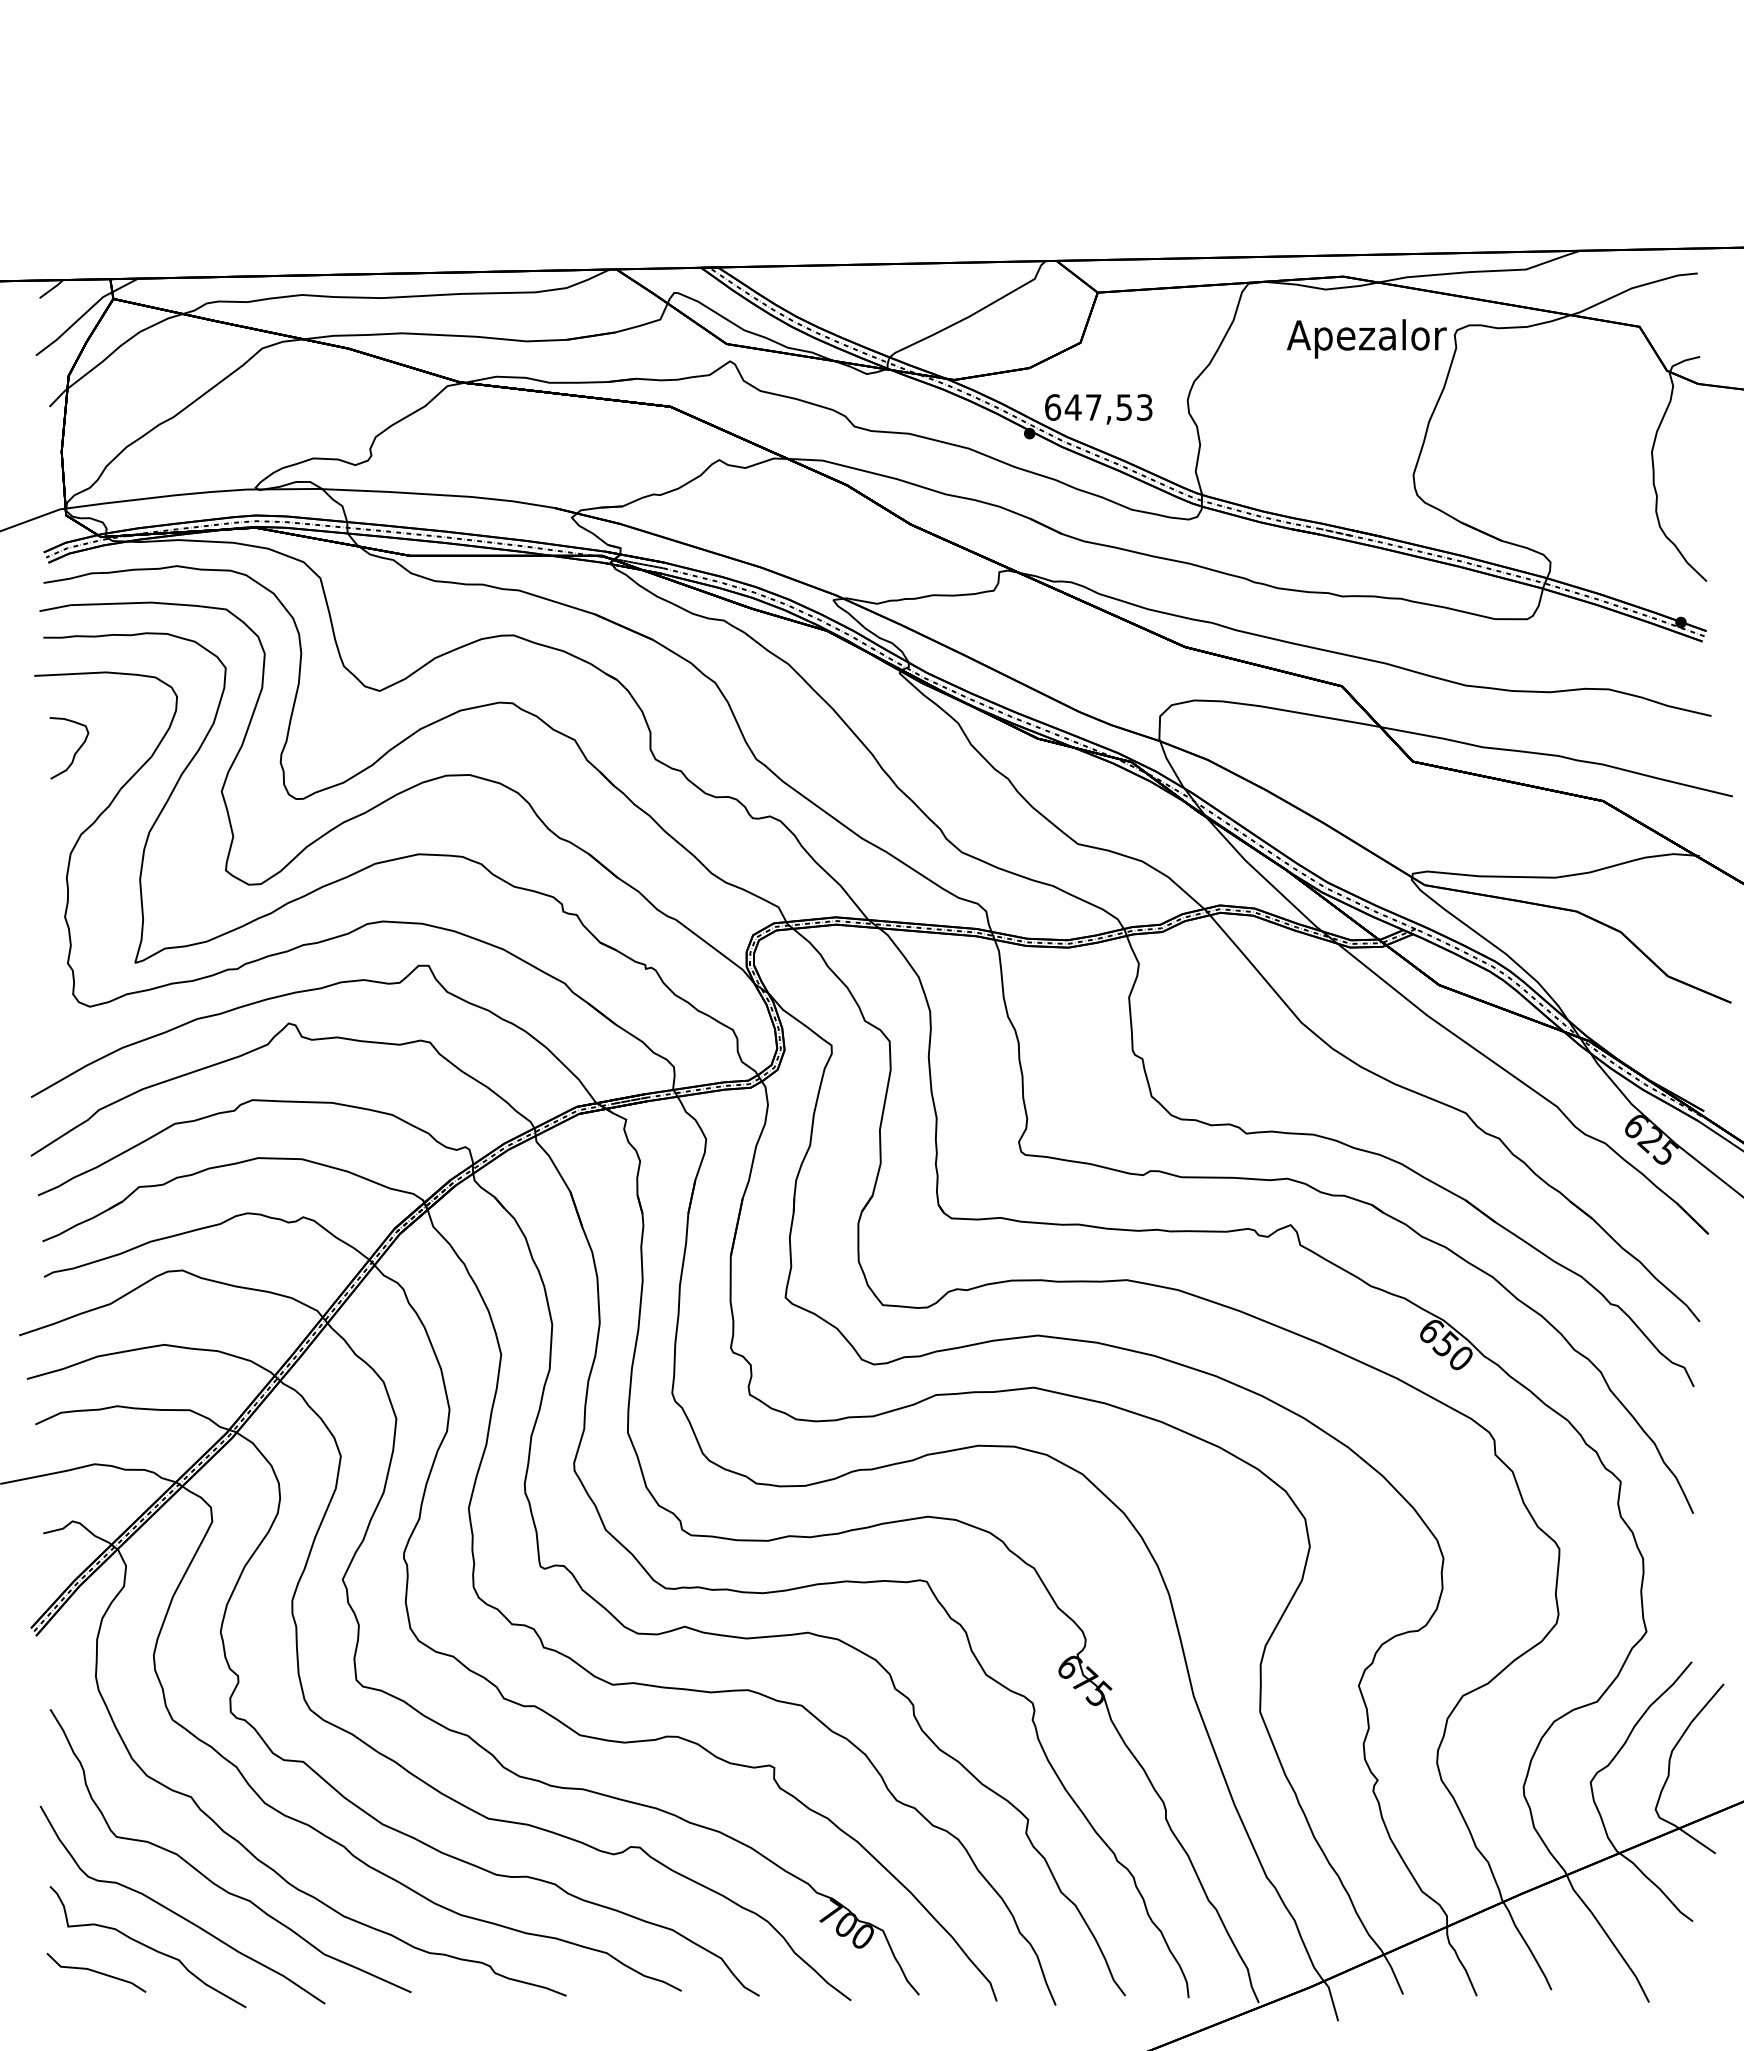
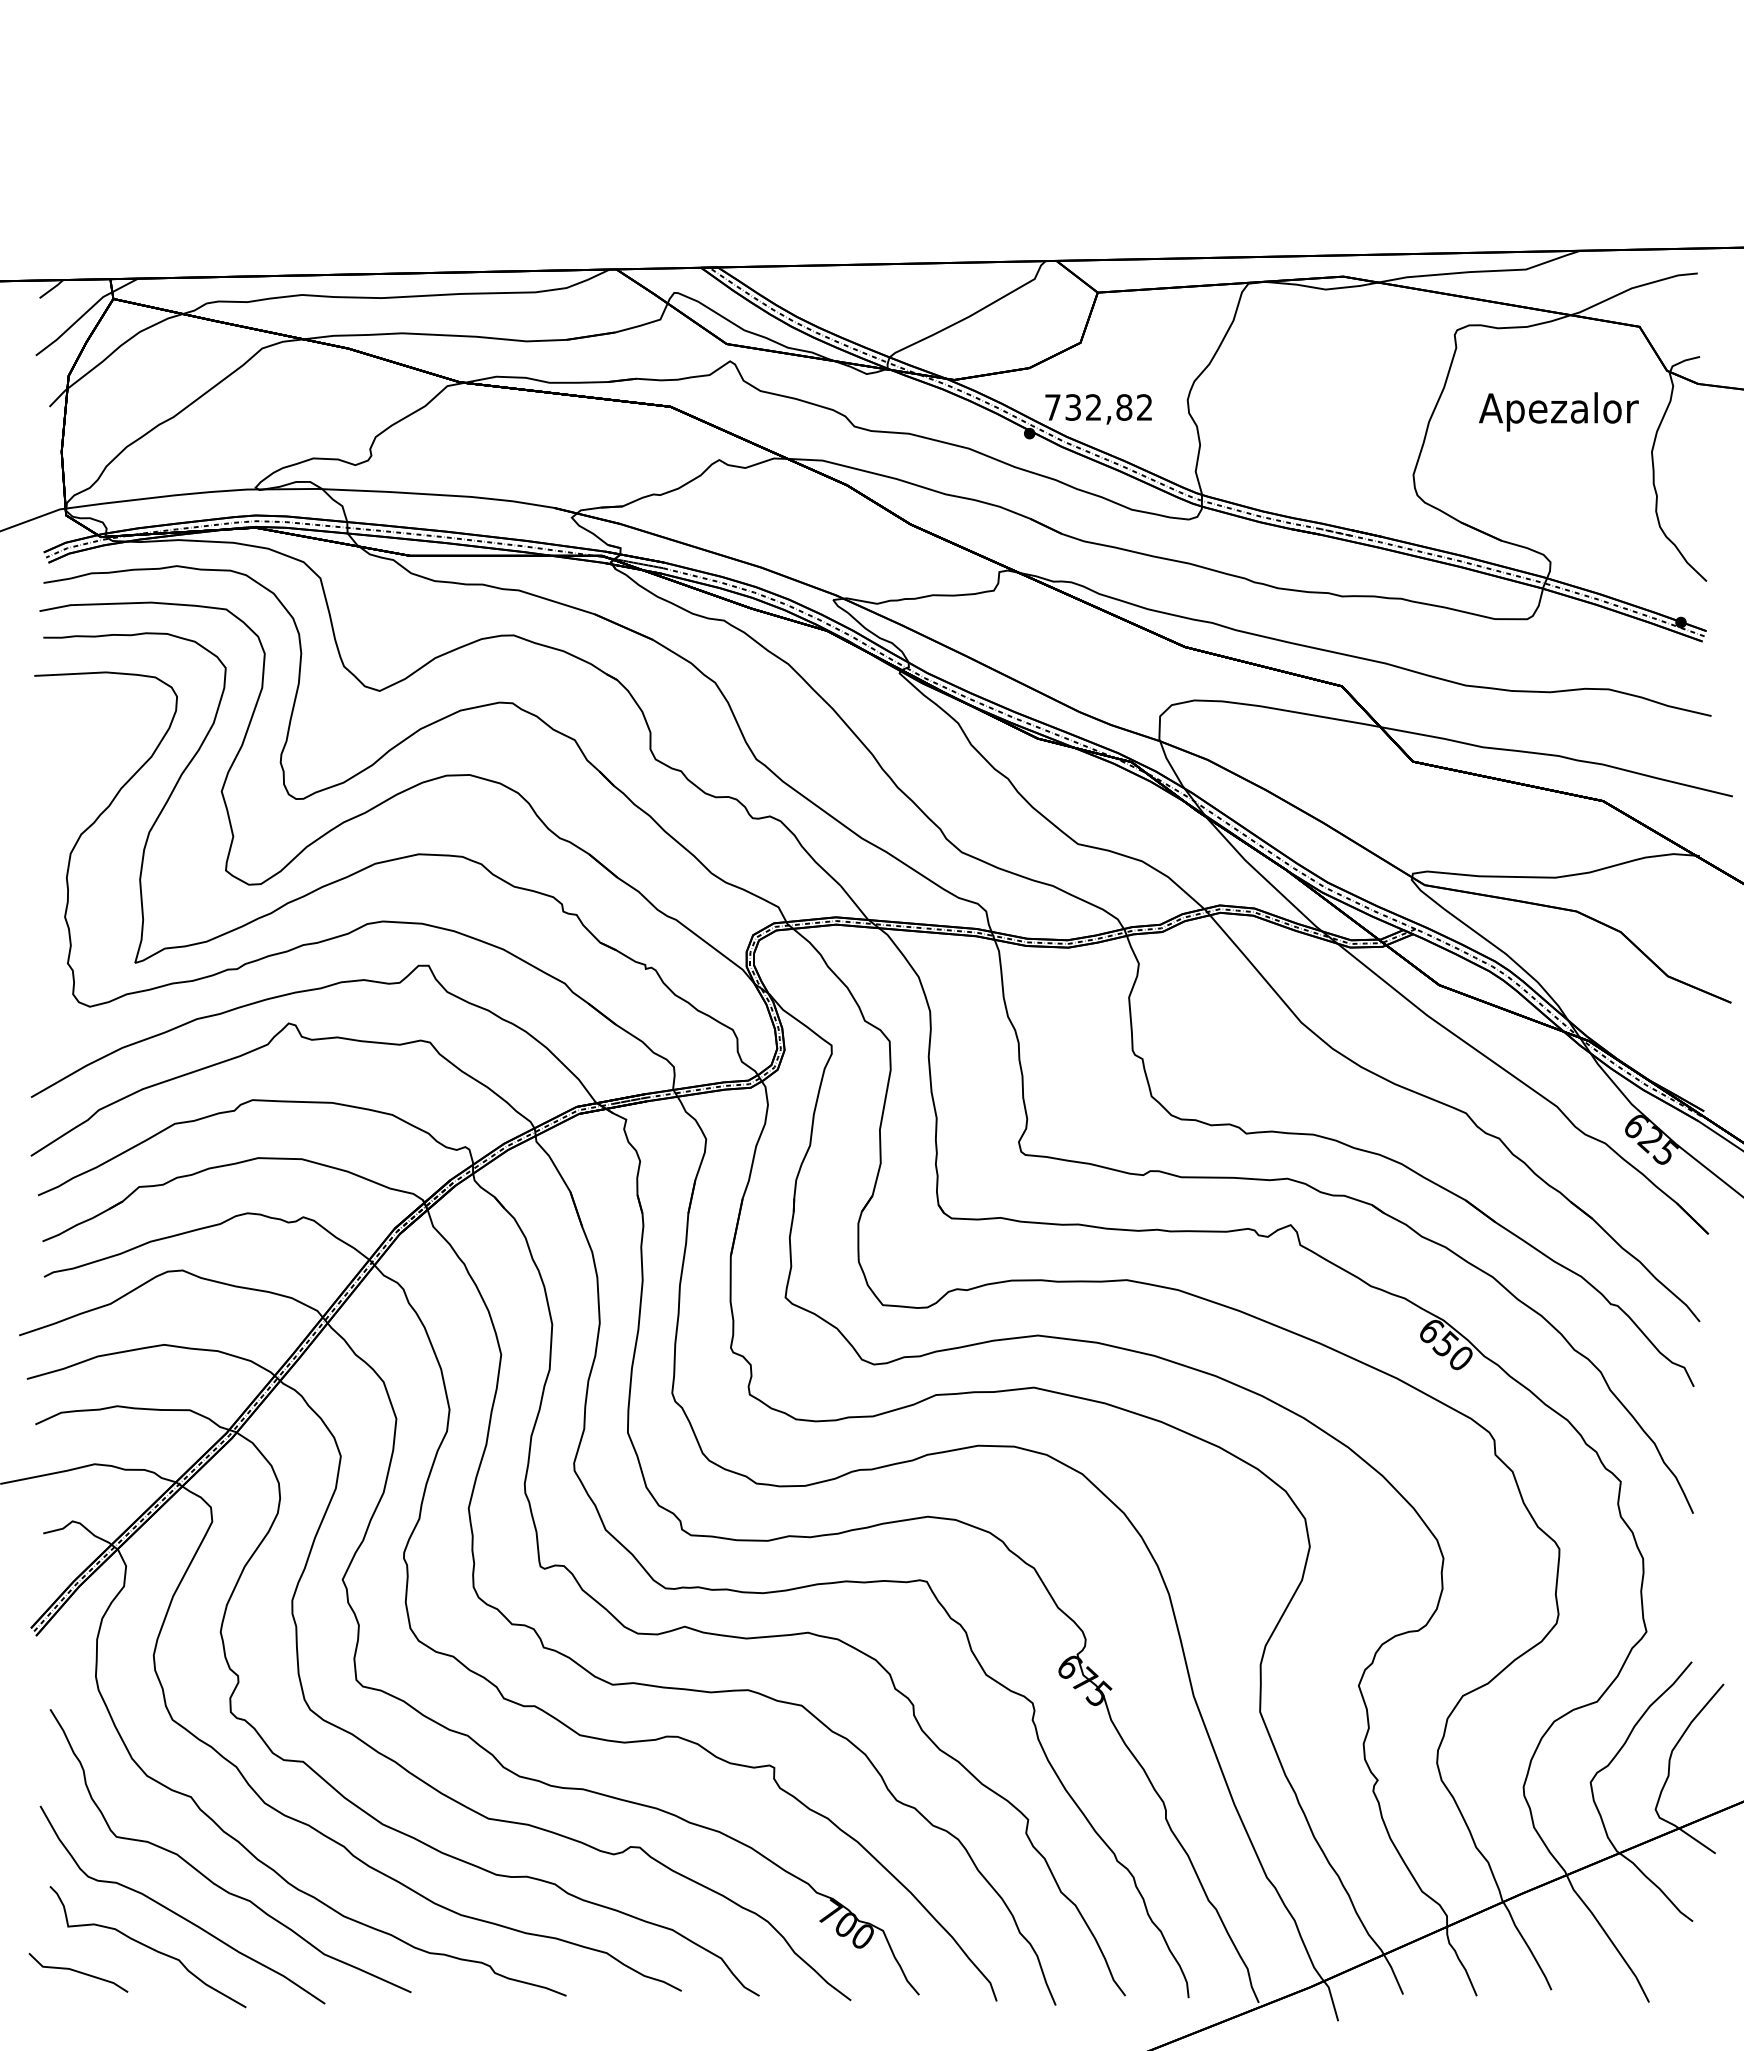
text position: (1366, 338) -> (1558, 411) (1558, 411)
text: 647,53 -> 732,82 (1098, 407)
curve: present -> none (74, 753)
line position: (96, 1972) -> (78, 1972) (78, 1972)
